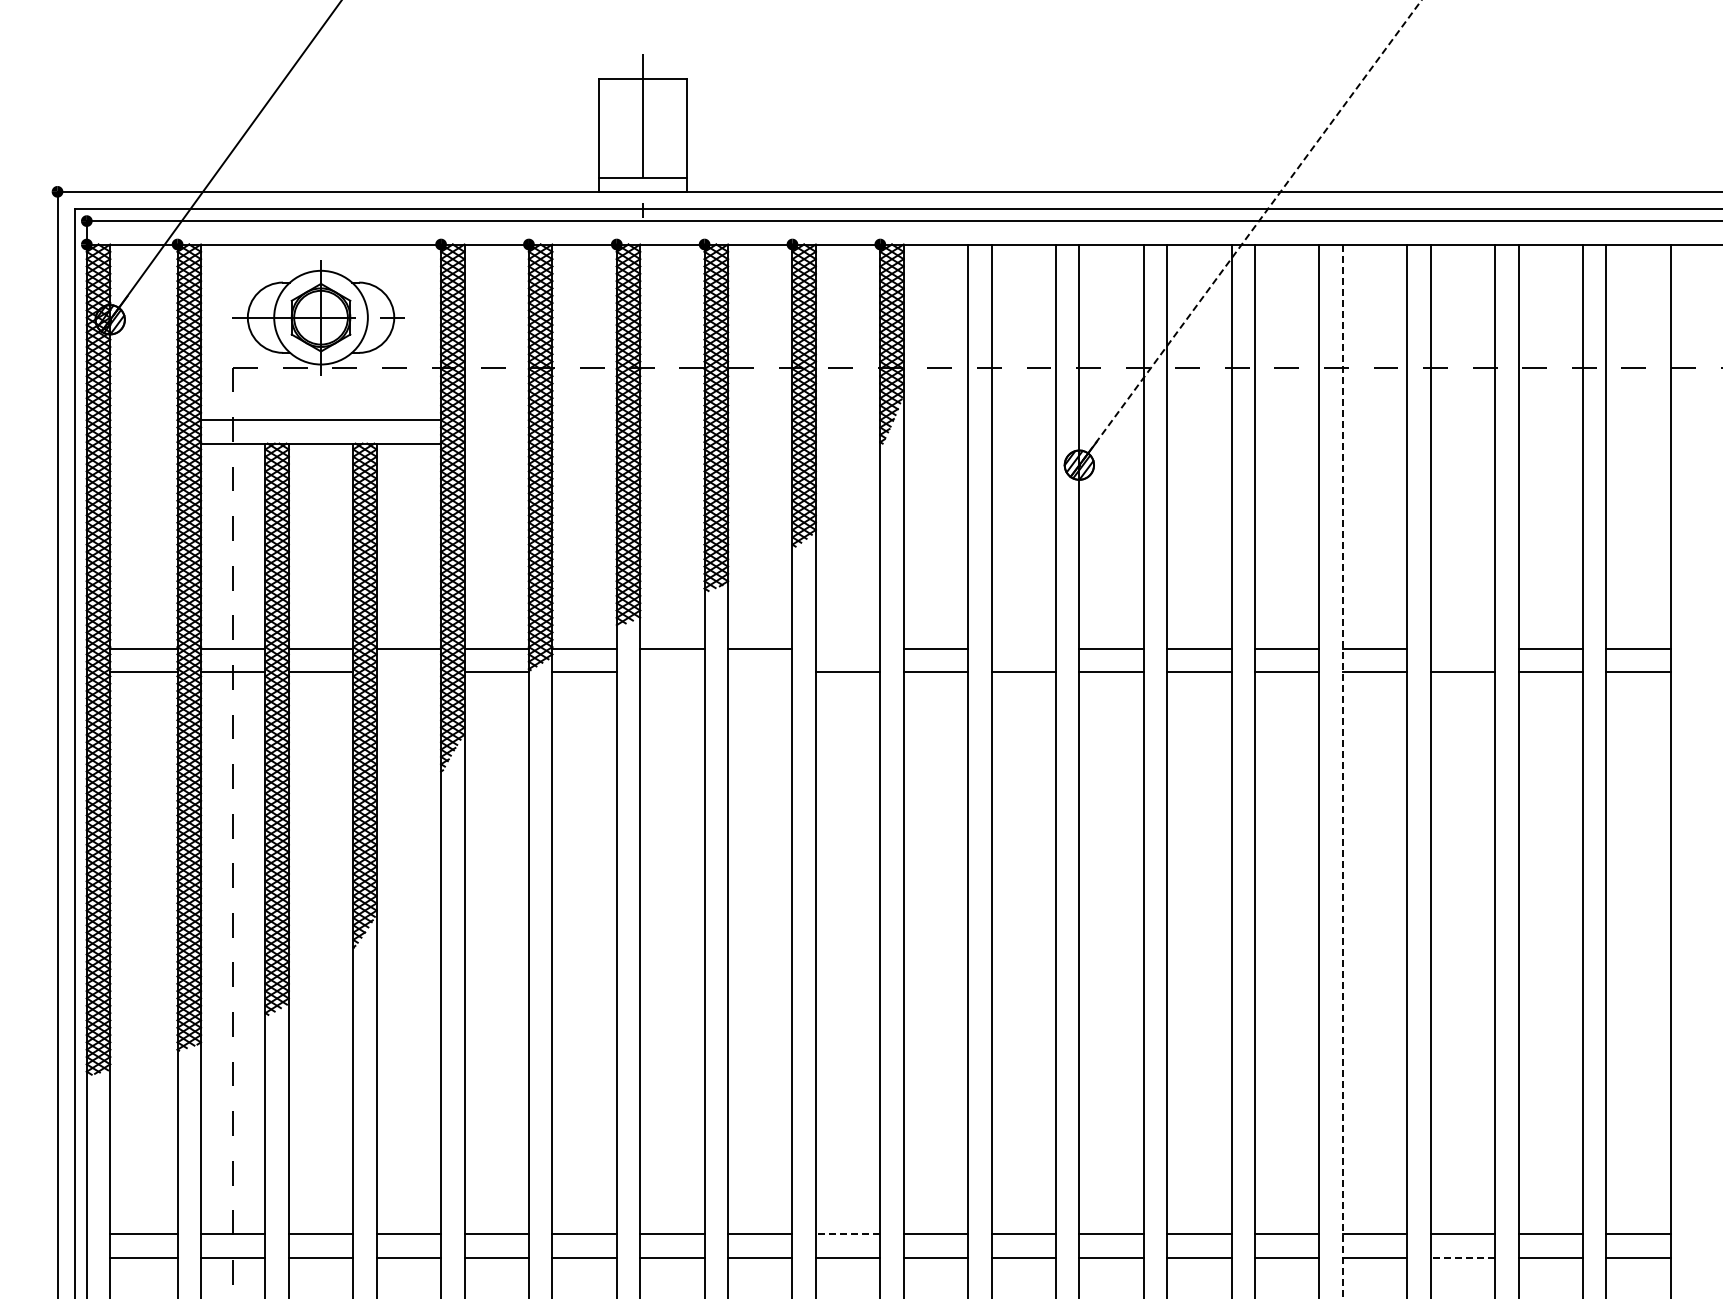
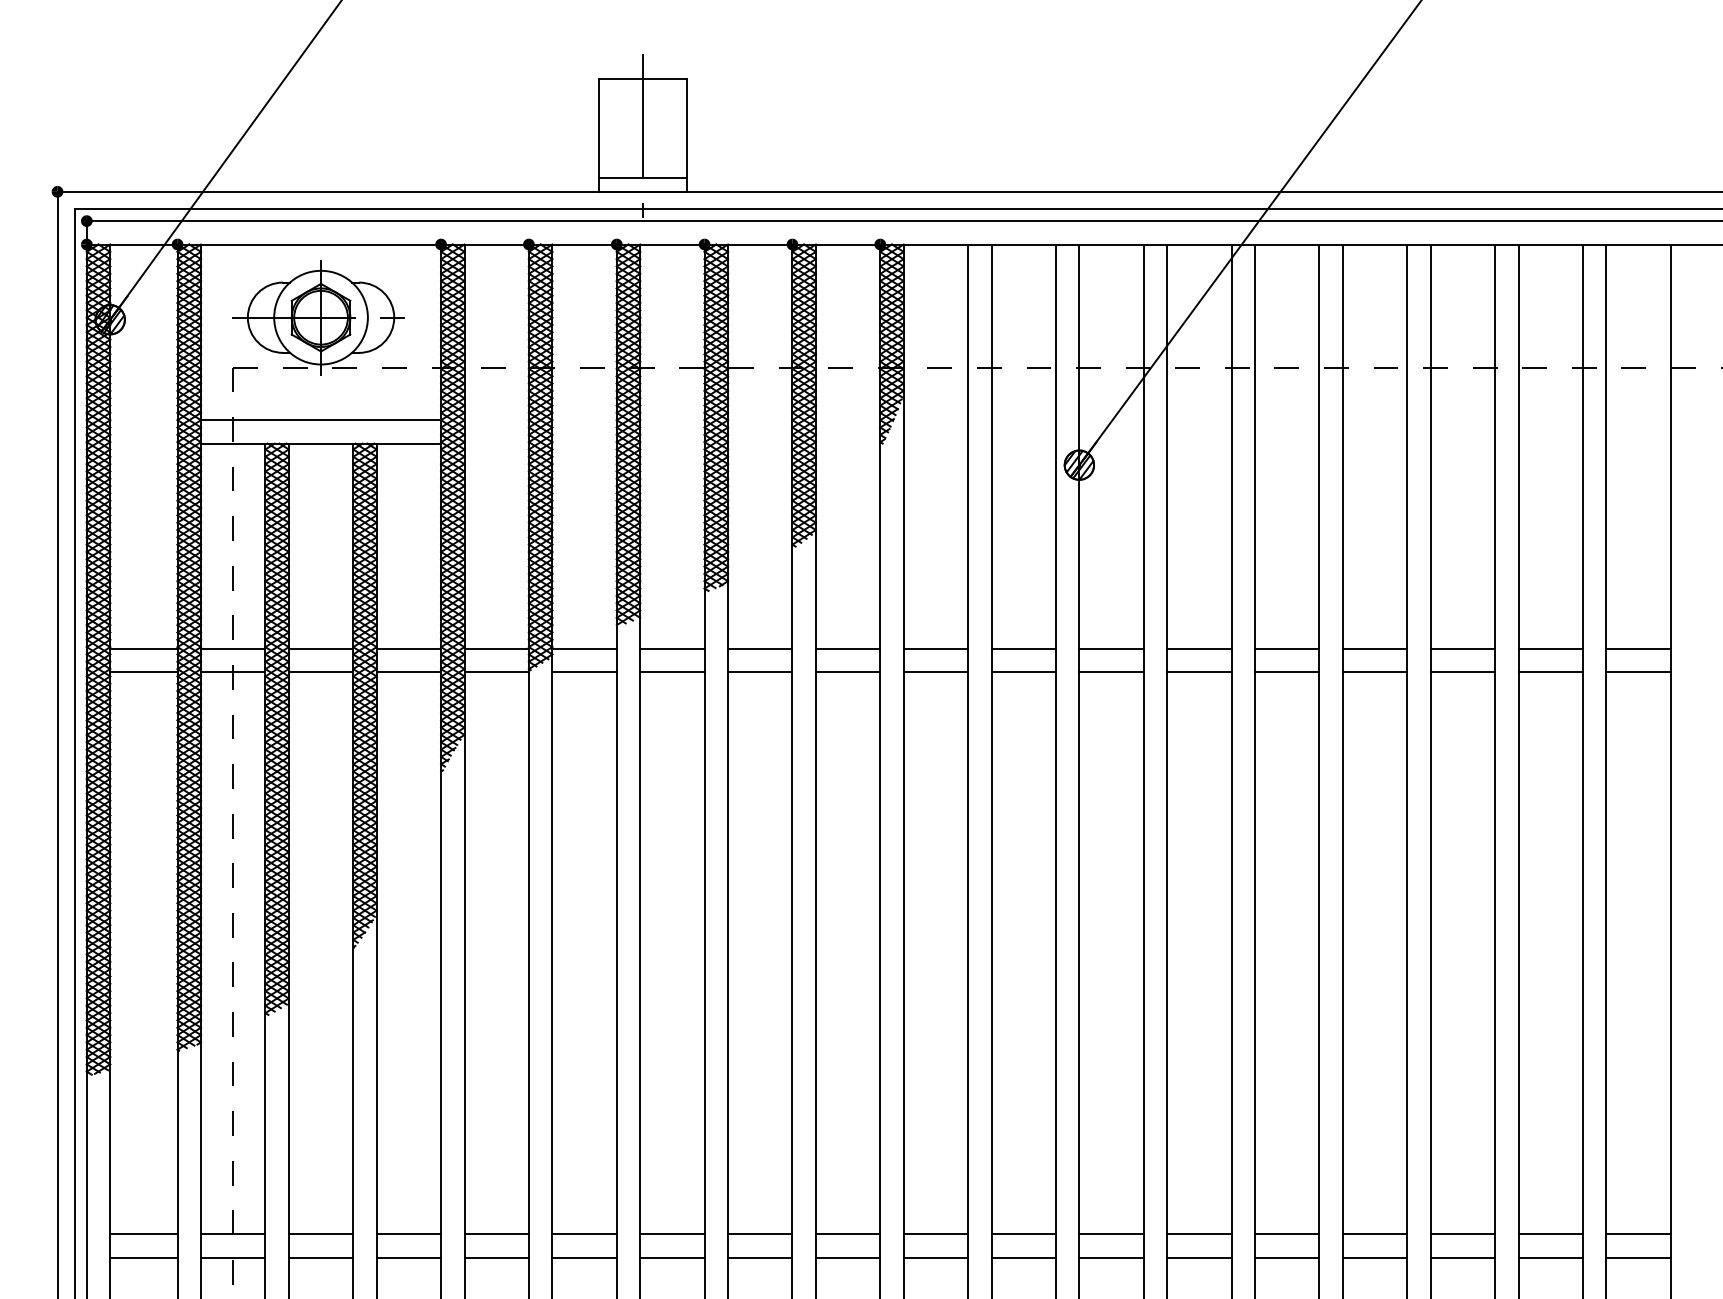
line: dashed -> solid (1251, 230)
line: none -> present (847, 648)
line: none -> present (1023, 648)
line: none -> present (1462, 648)
line: none -> present (408, 672)
line: none -> present (672, 672)
line: none -> present (760, 672)
line: dashed -> solid (1342, 771)
line: dashed -> solid (847, 1234)
line: dashed -> solid (1462, 1257)
